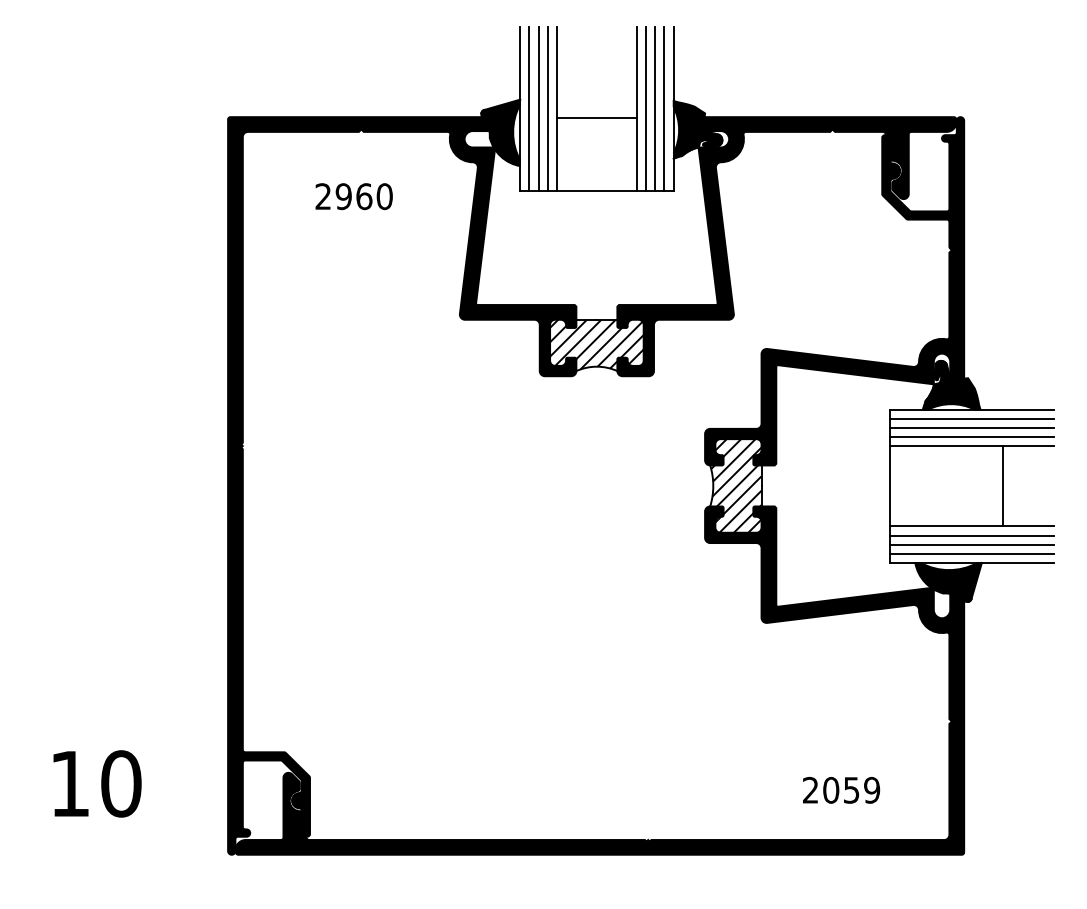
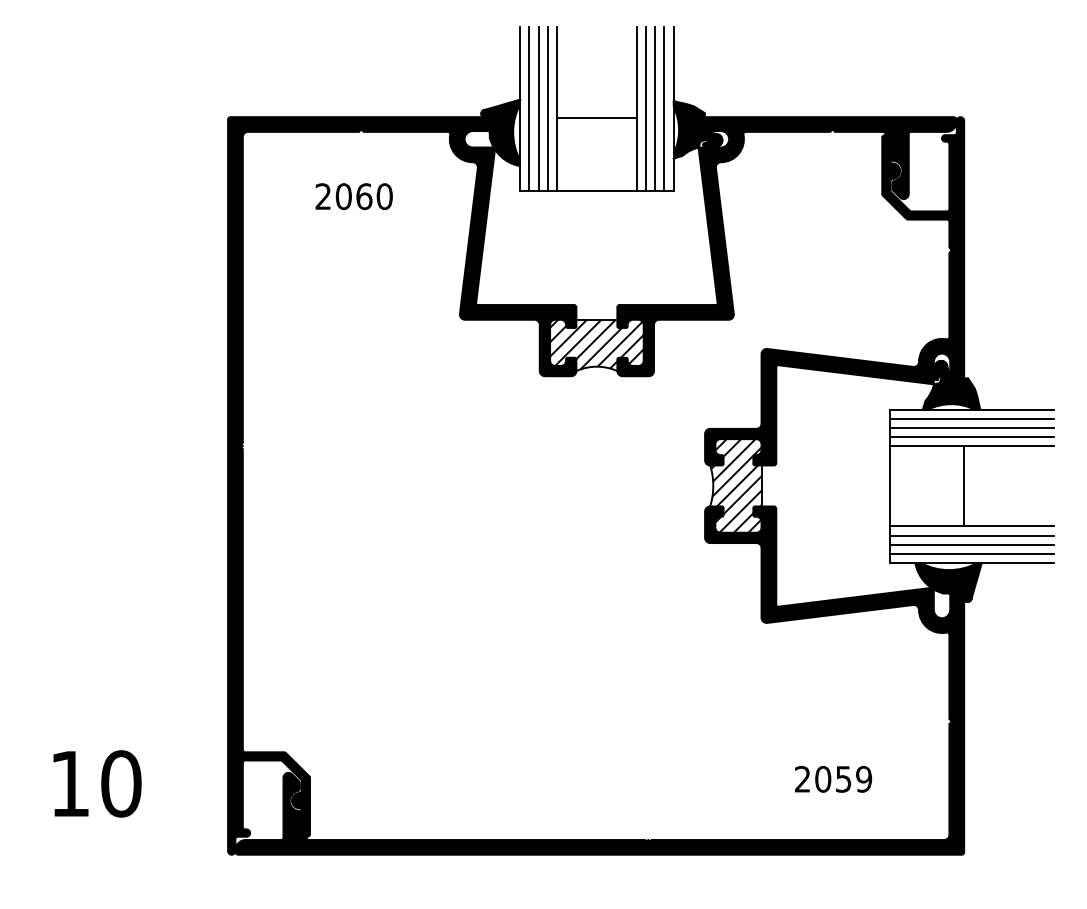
text: 2960 -> 2060 (343, 196)
line position: (1002, 486) -> (963, 486) (963, 486)
text position: (841, 789) -> (833, 778) (833, 778)
